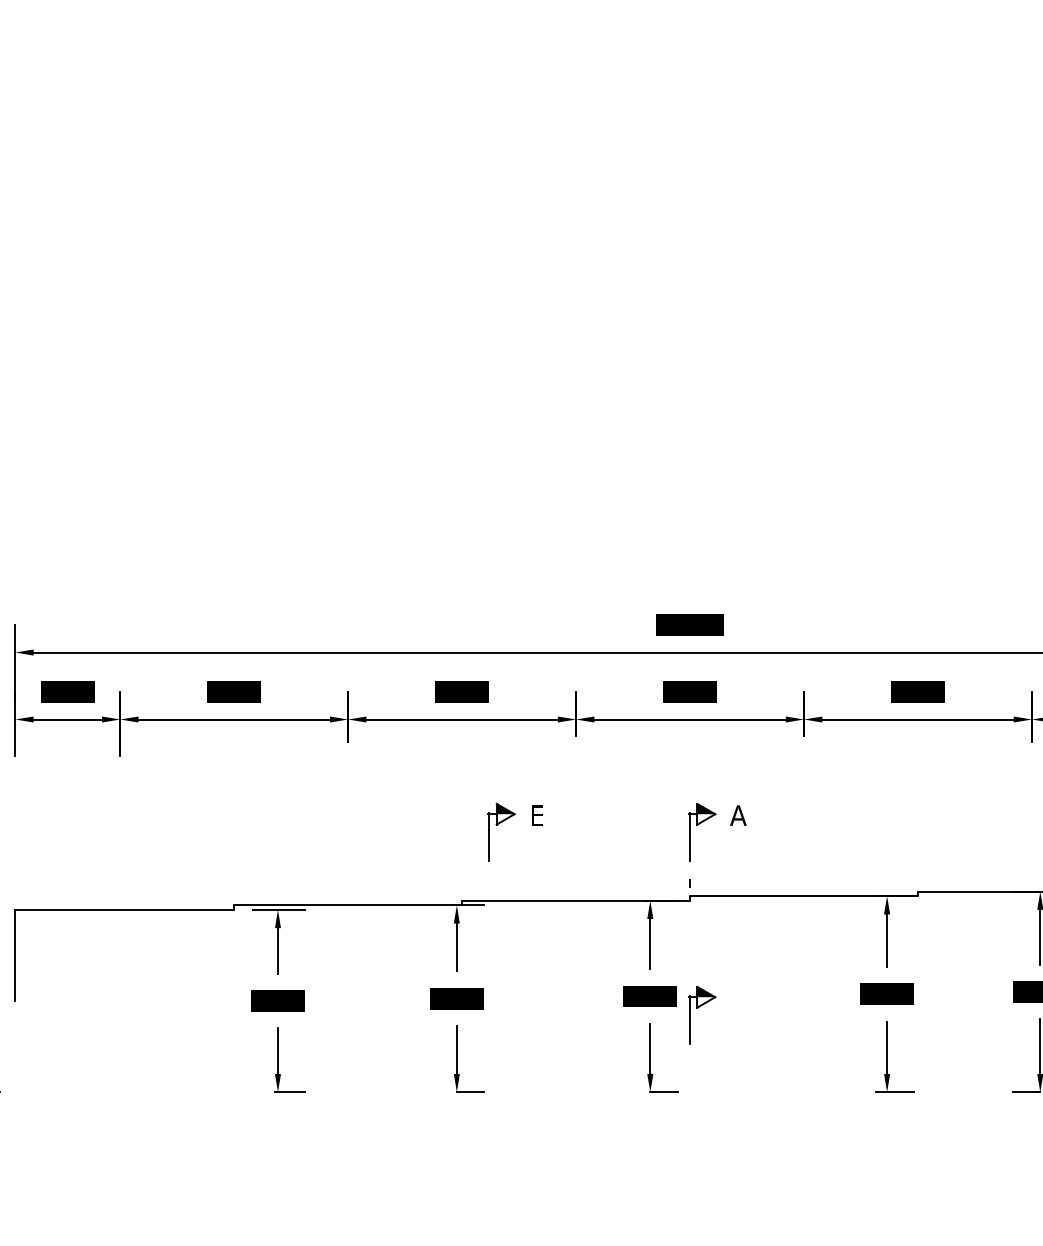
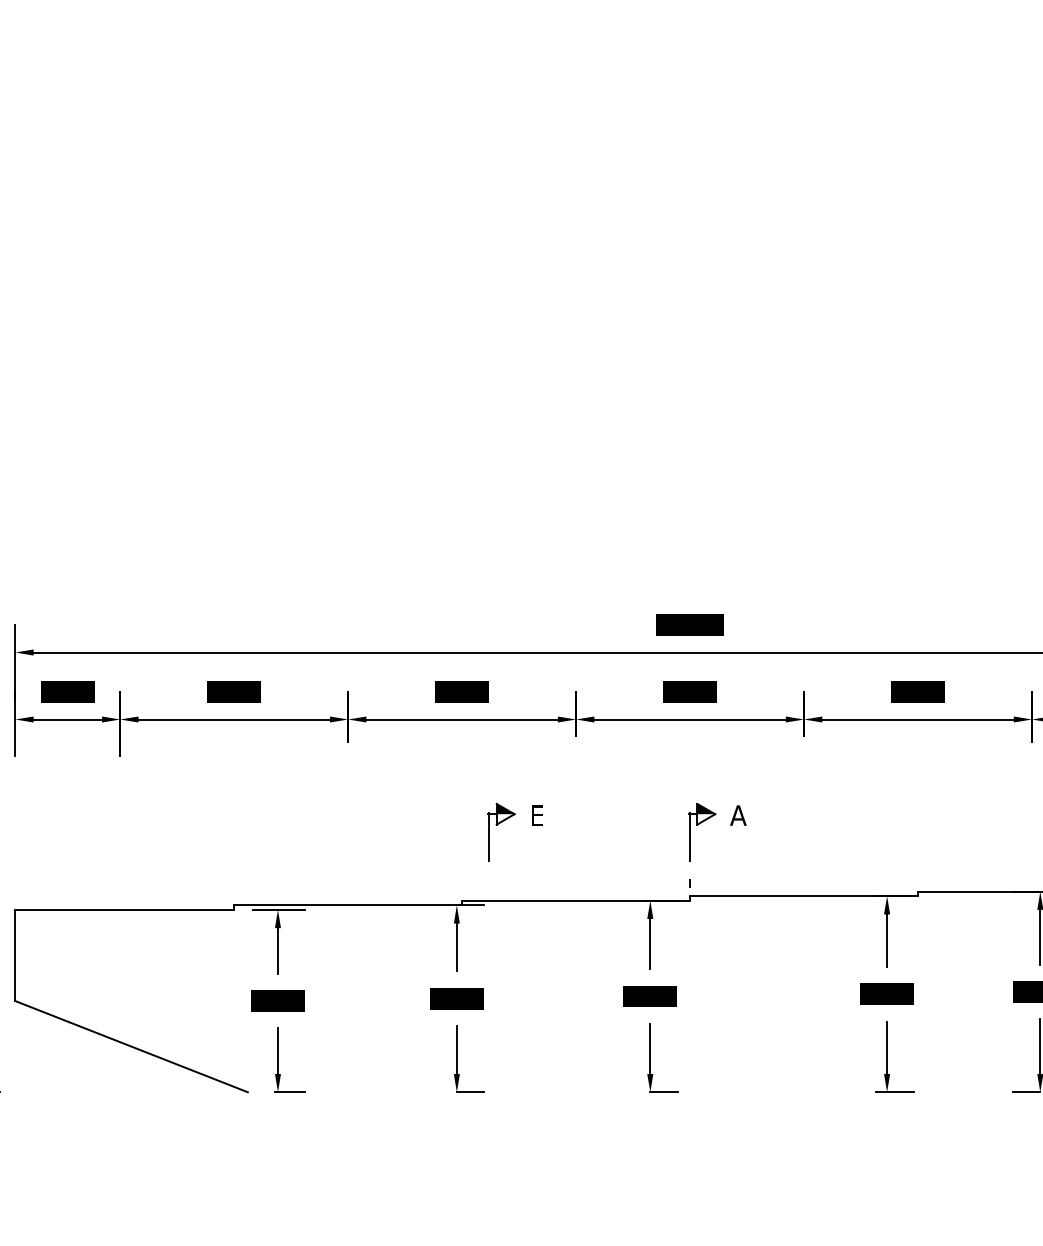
part: present -> none (698, 1008)
line: none -> present (131, 1046)
